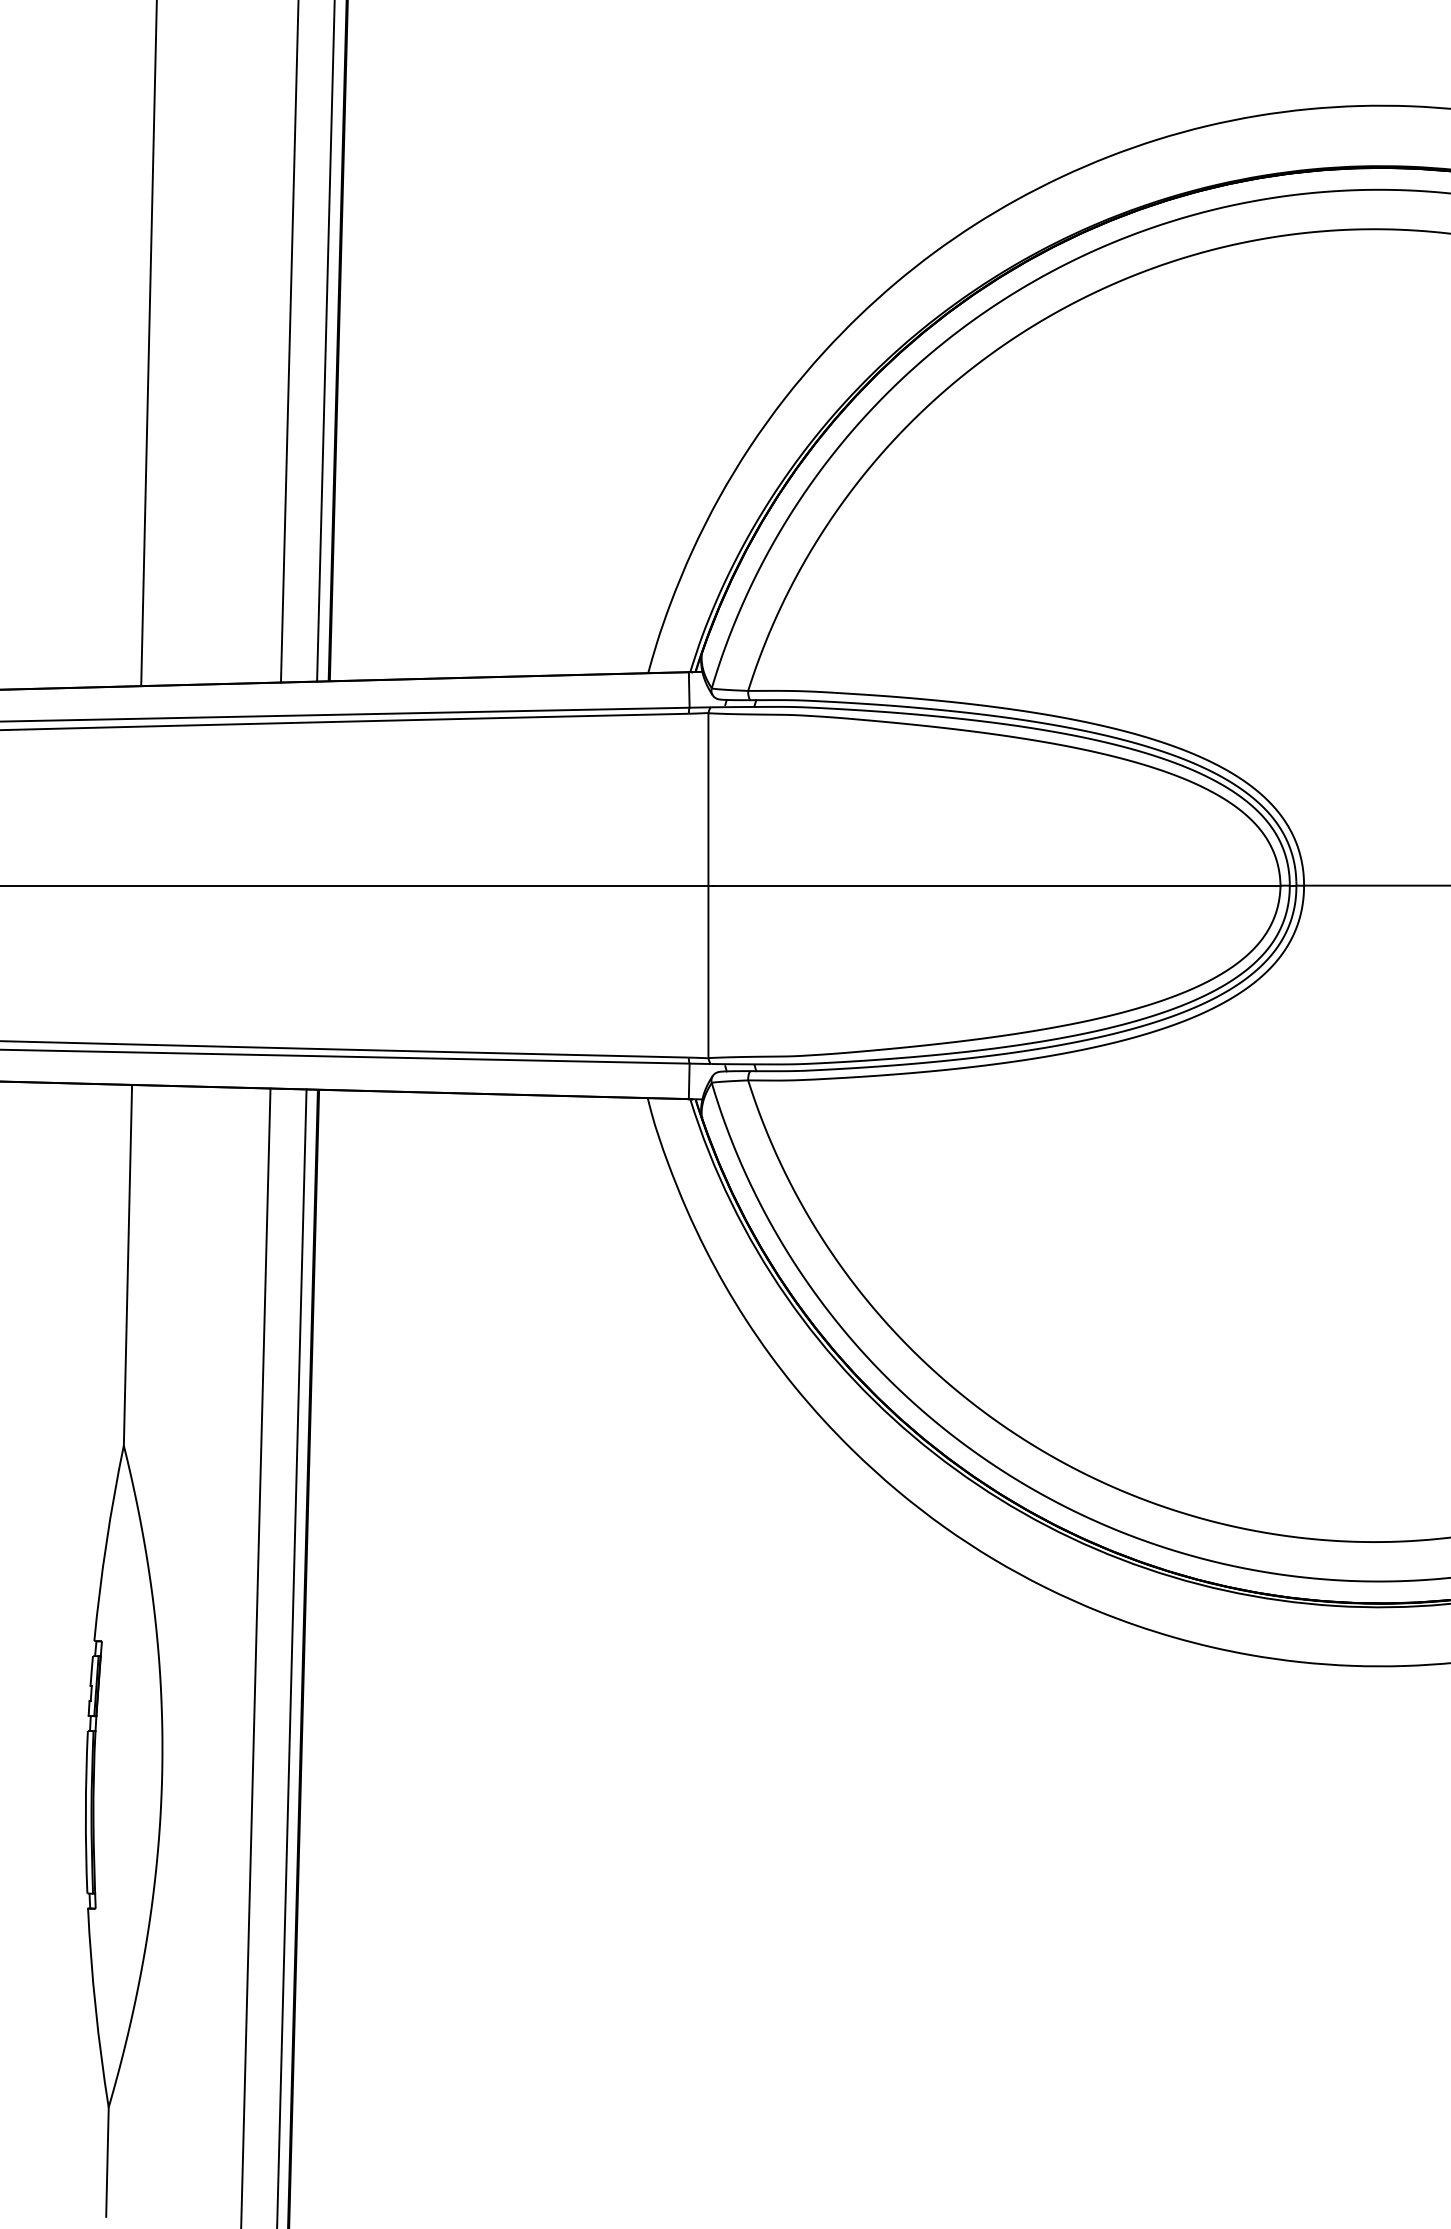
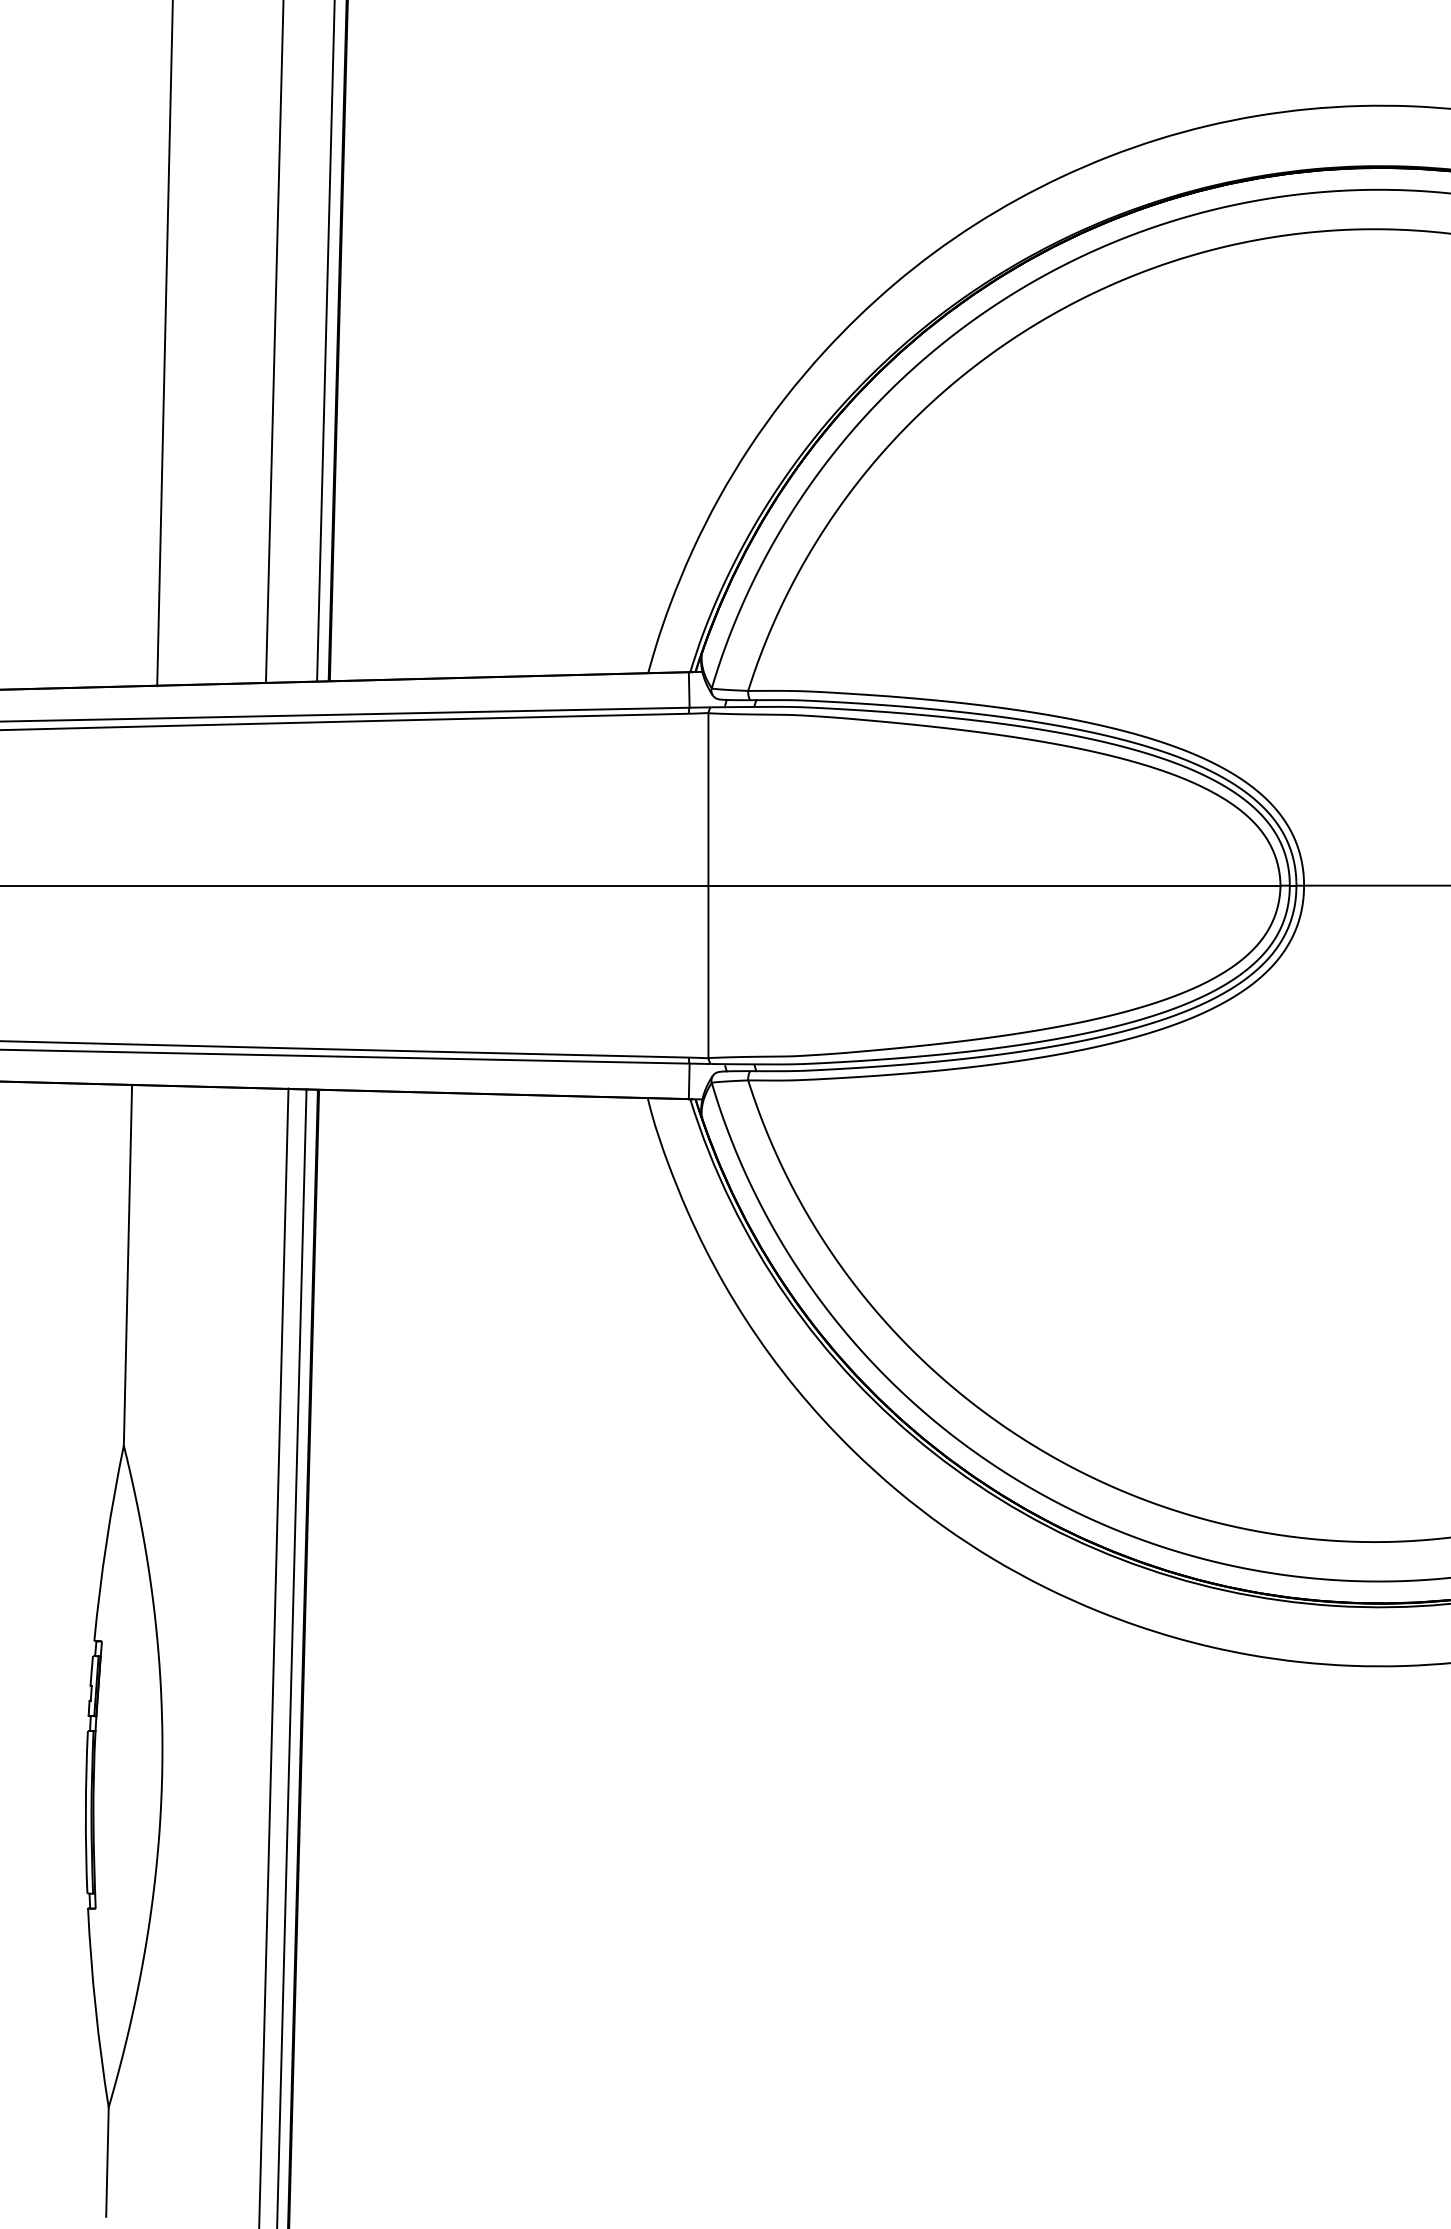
line position: (289, 342) -> (274, 342) (274, 342)
line position: (148, 344) -> (164, 344) (164, 344)
line position: (255, 1656) -> (273, 1656) (273, 1656)
